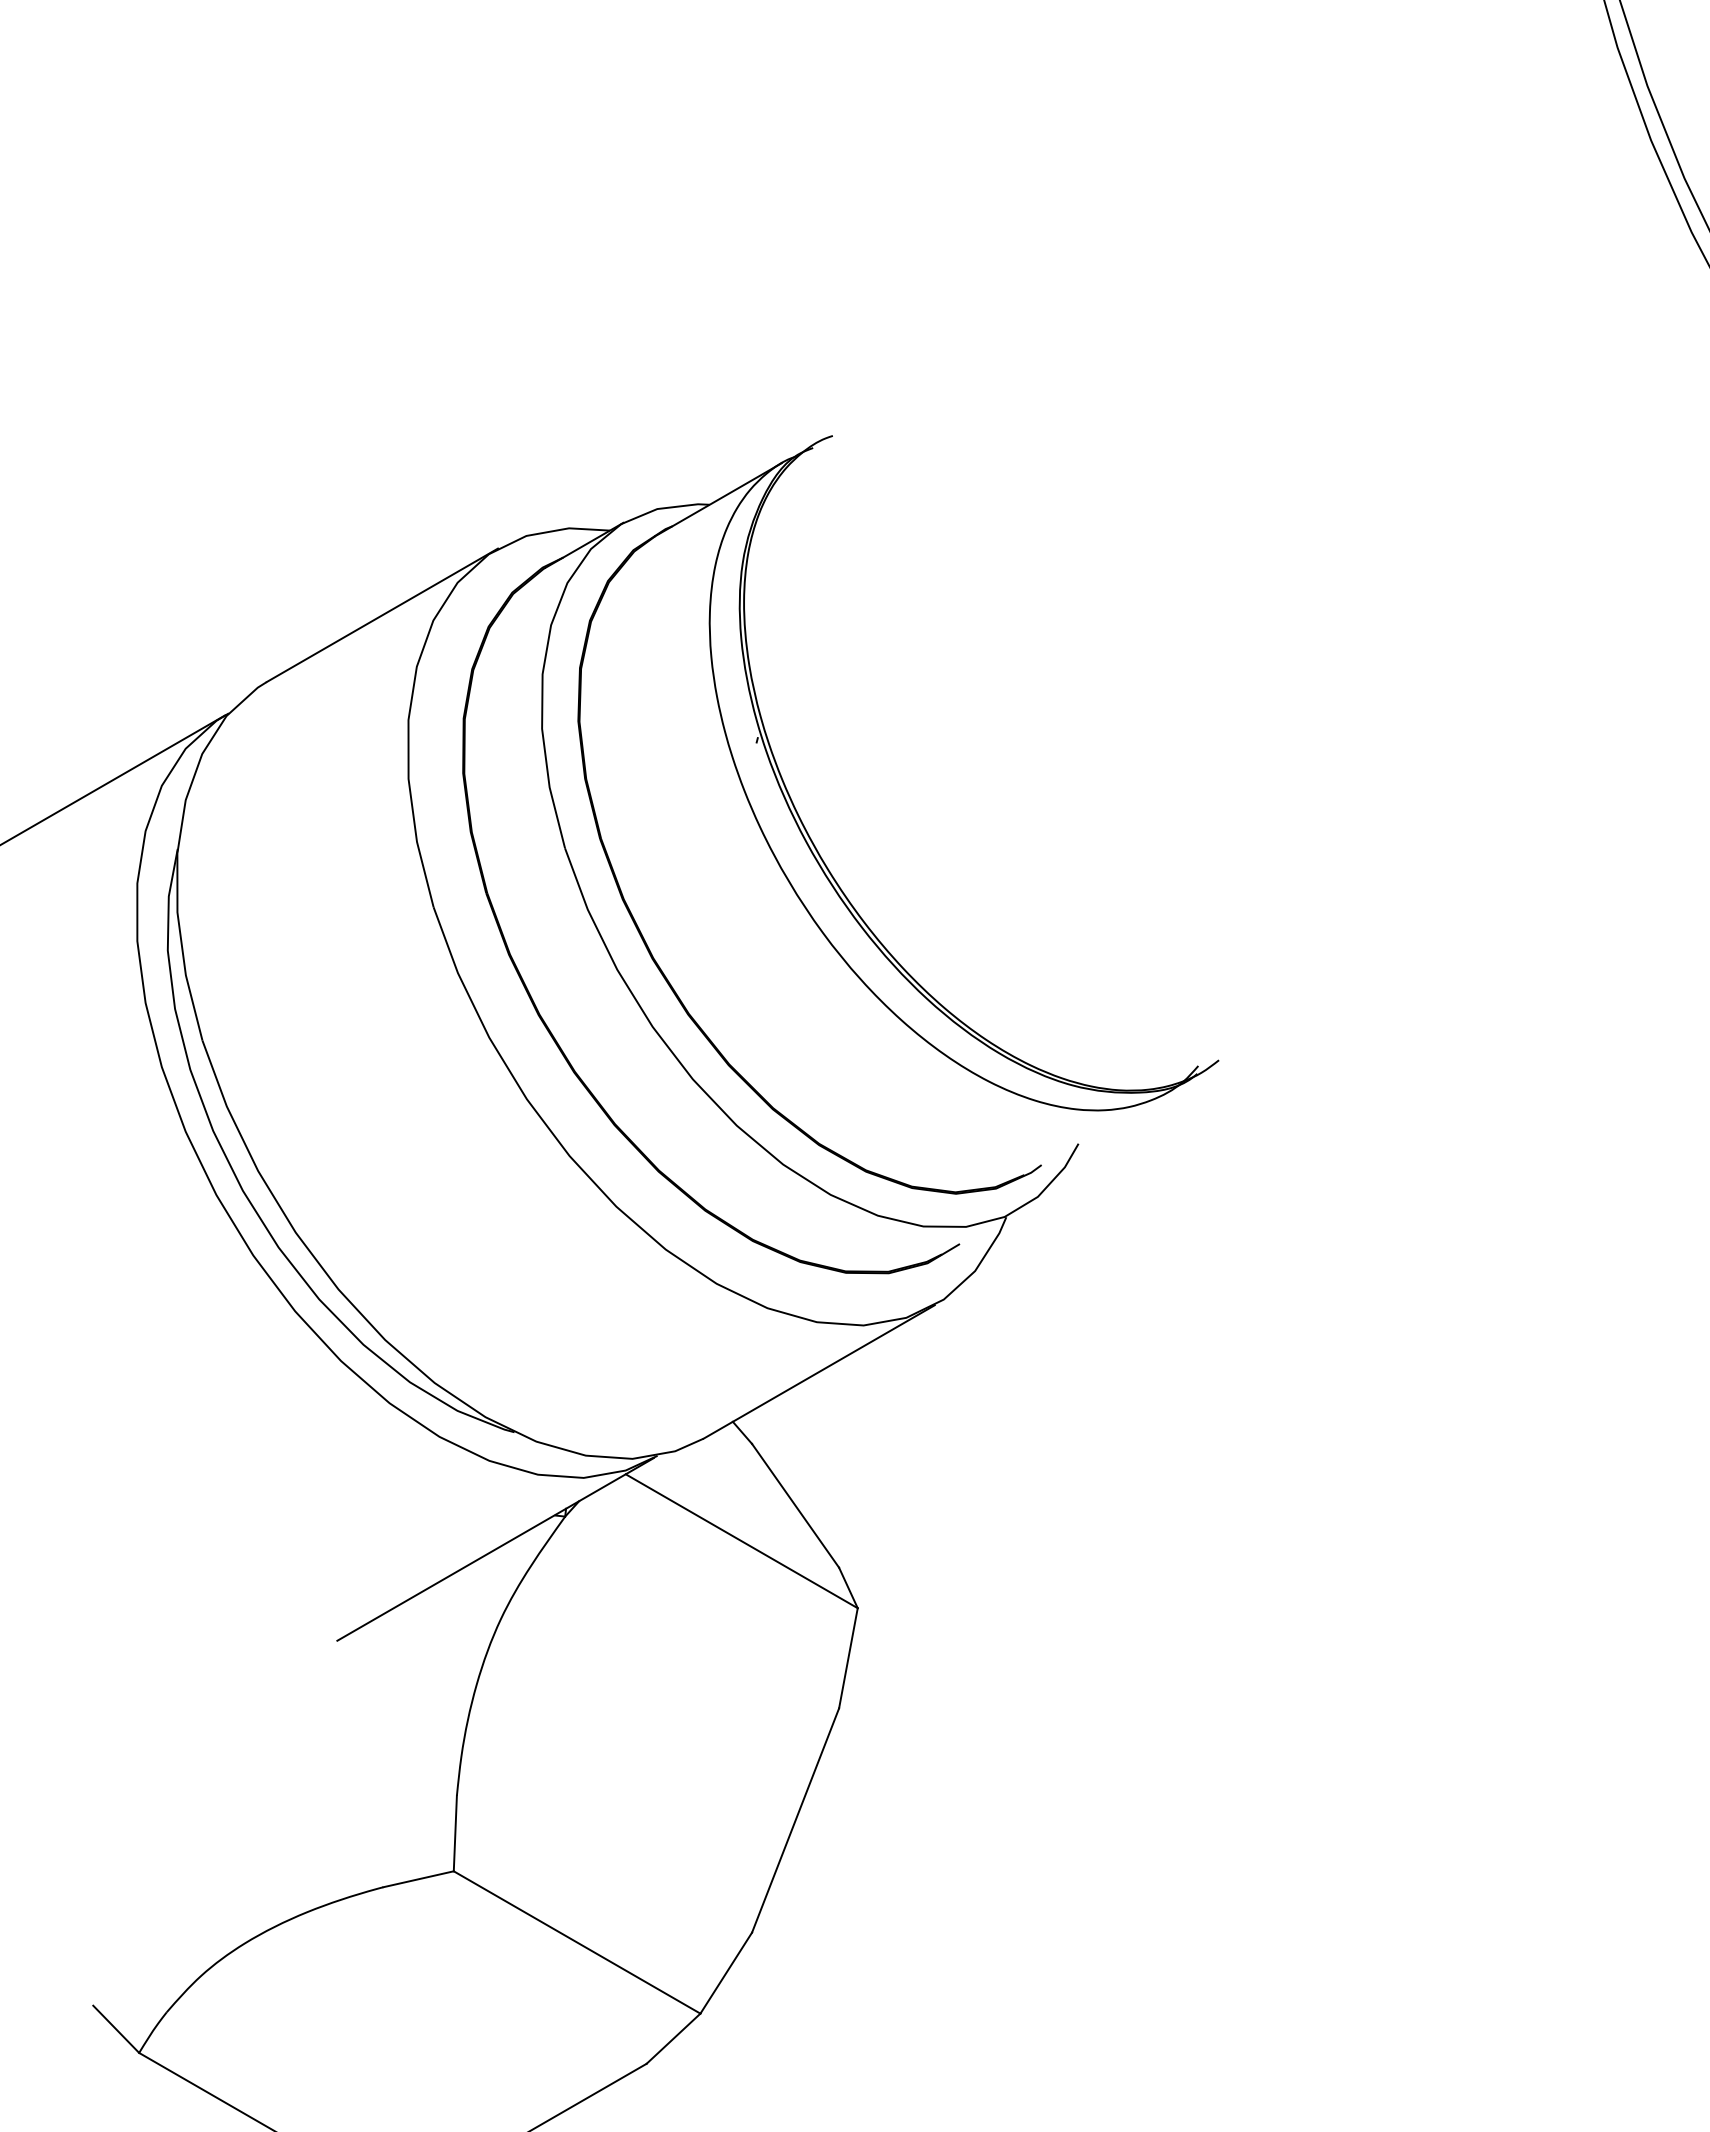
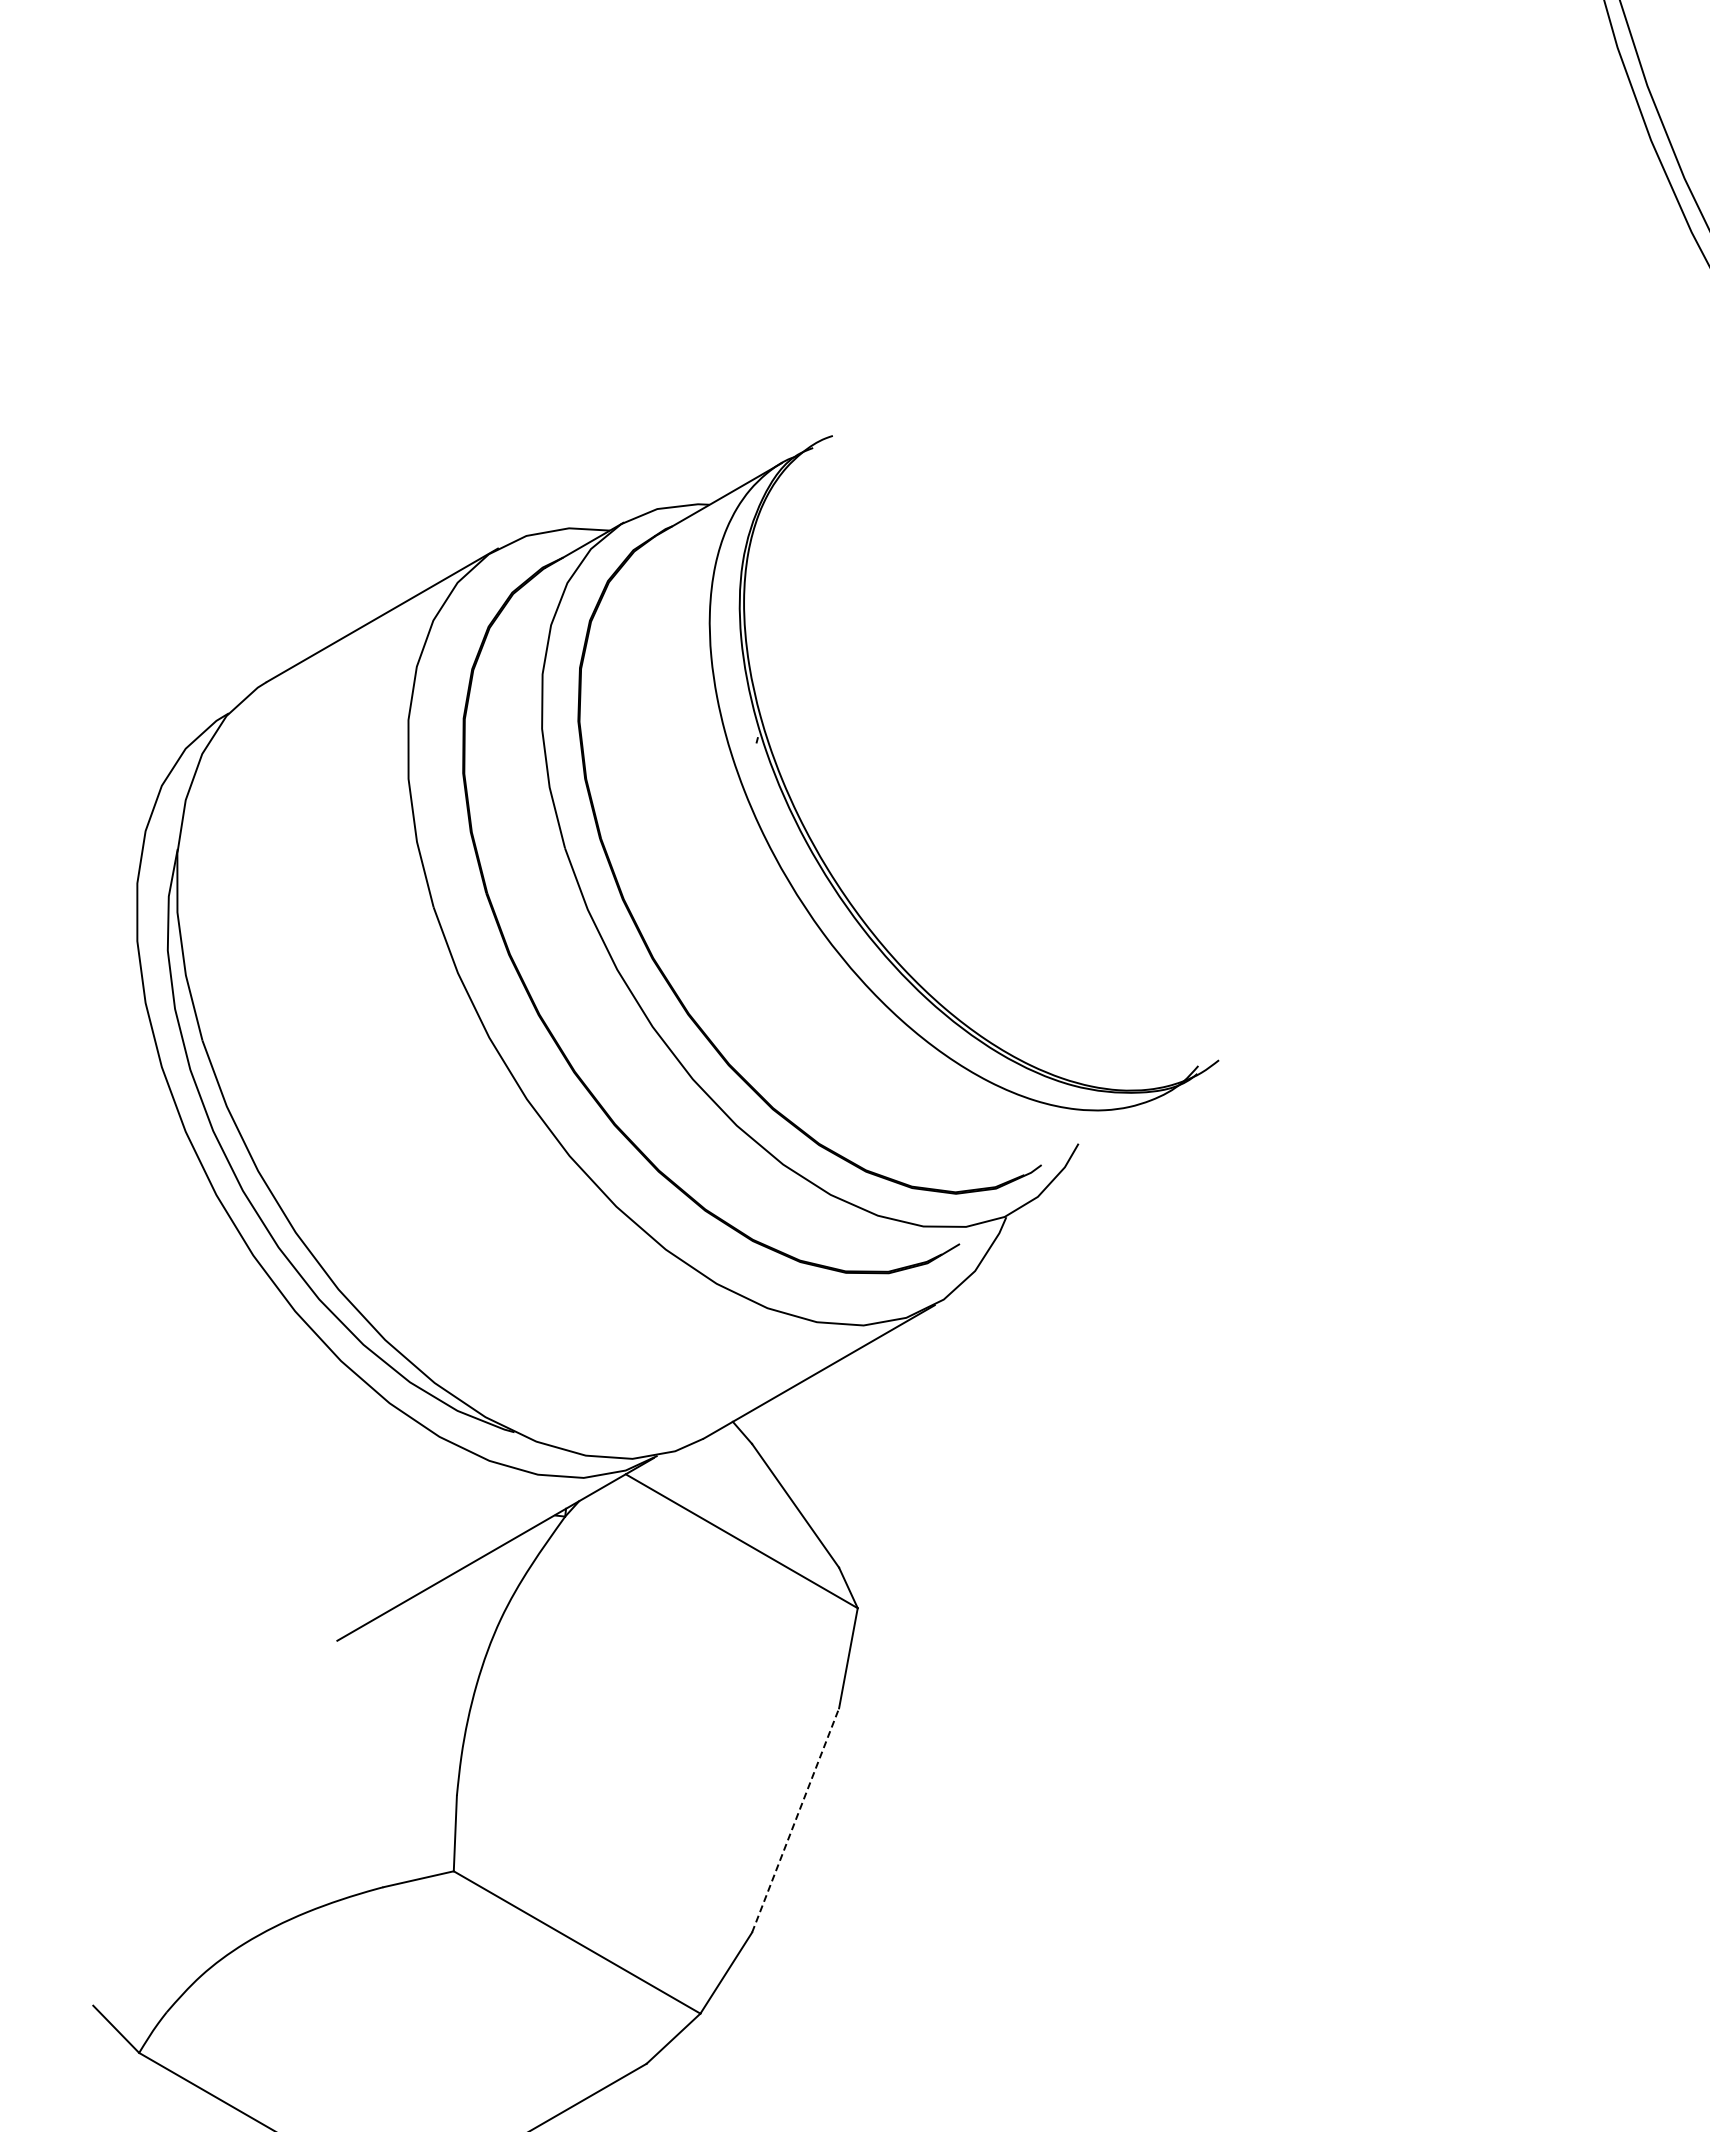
line: present -> none (113, 779)
line: solid -> dashed (795, 1820)
